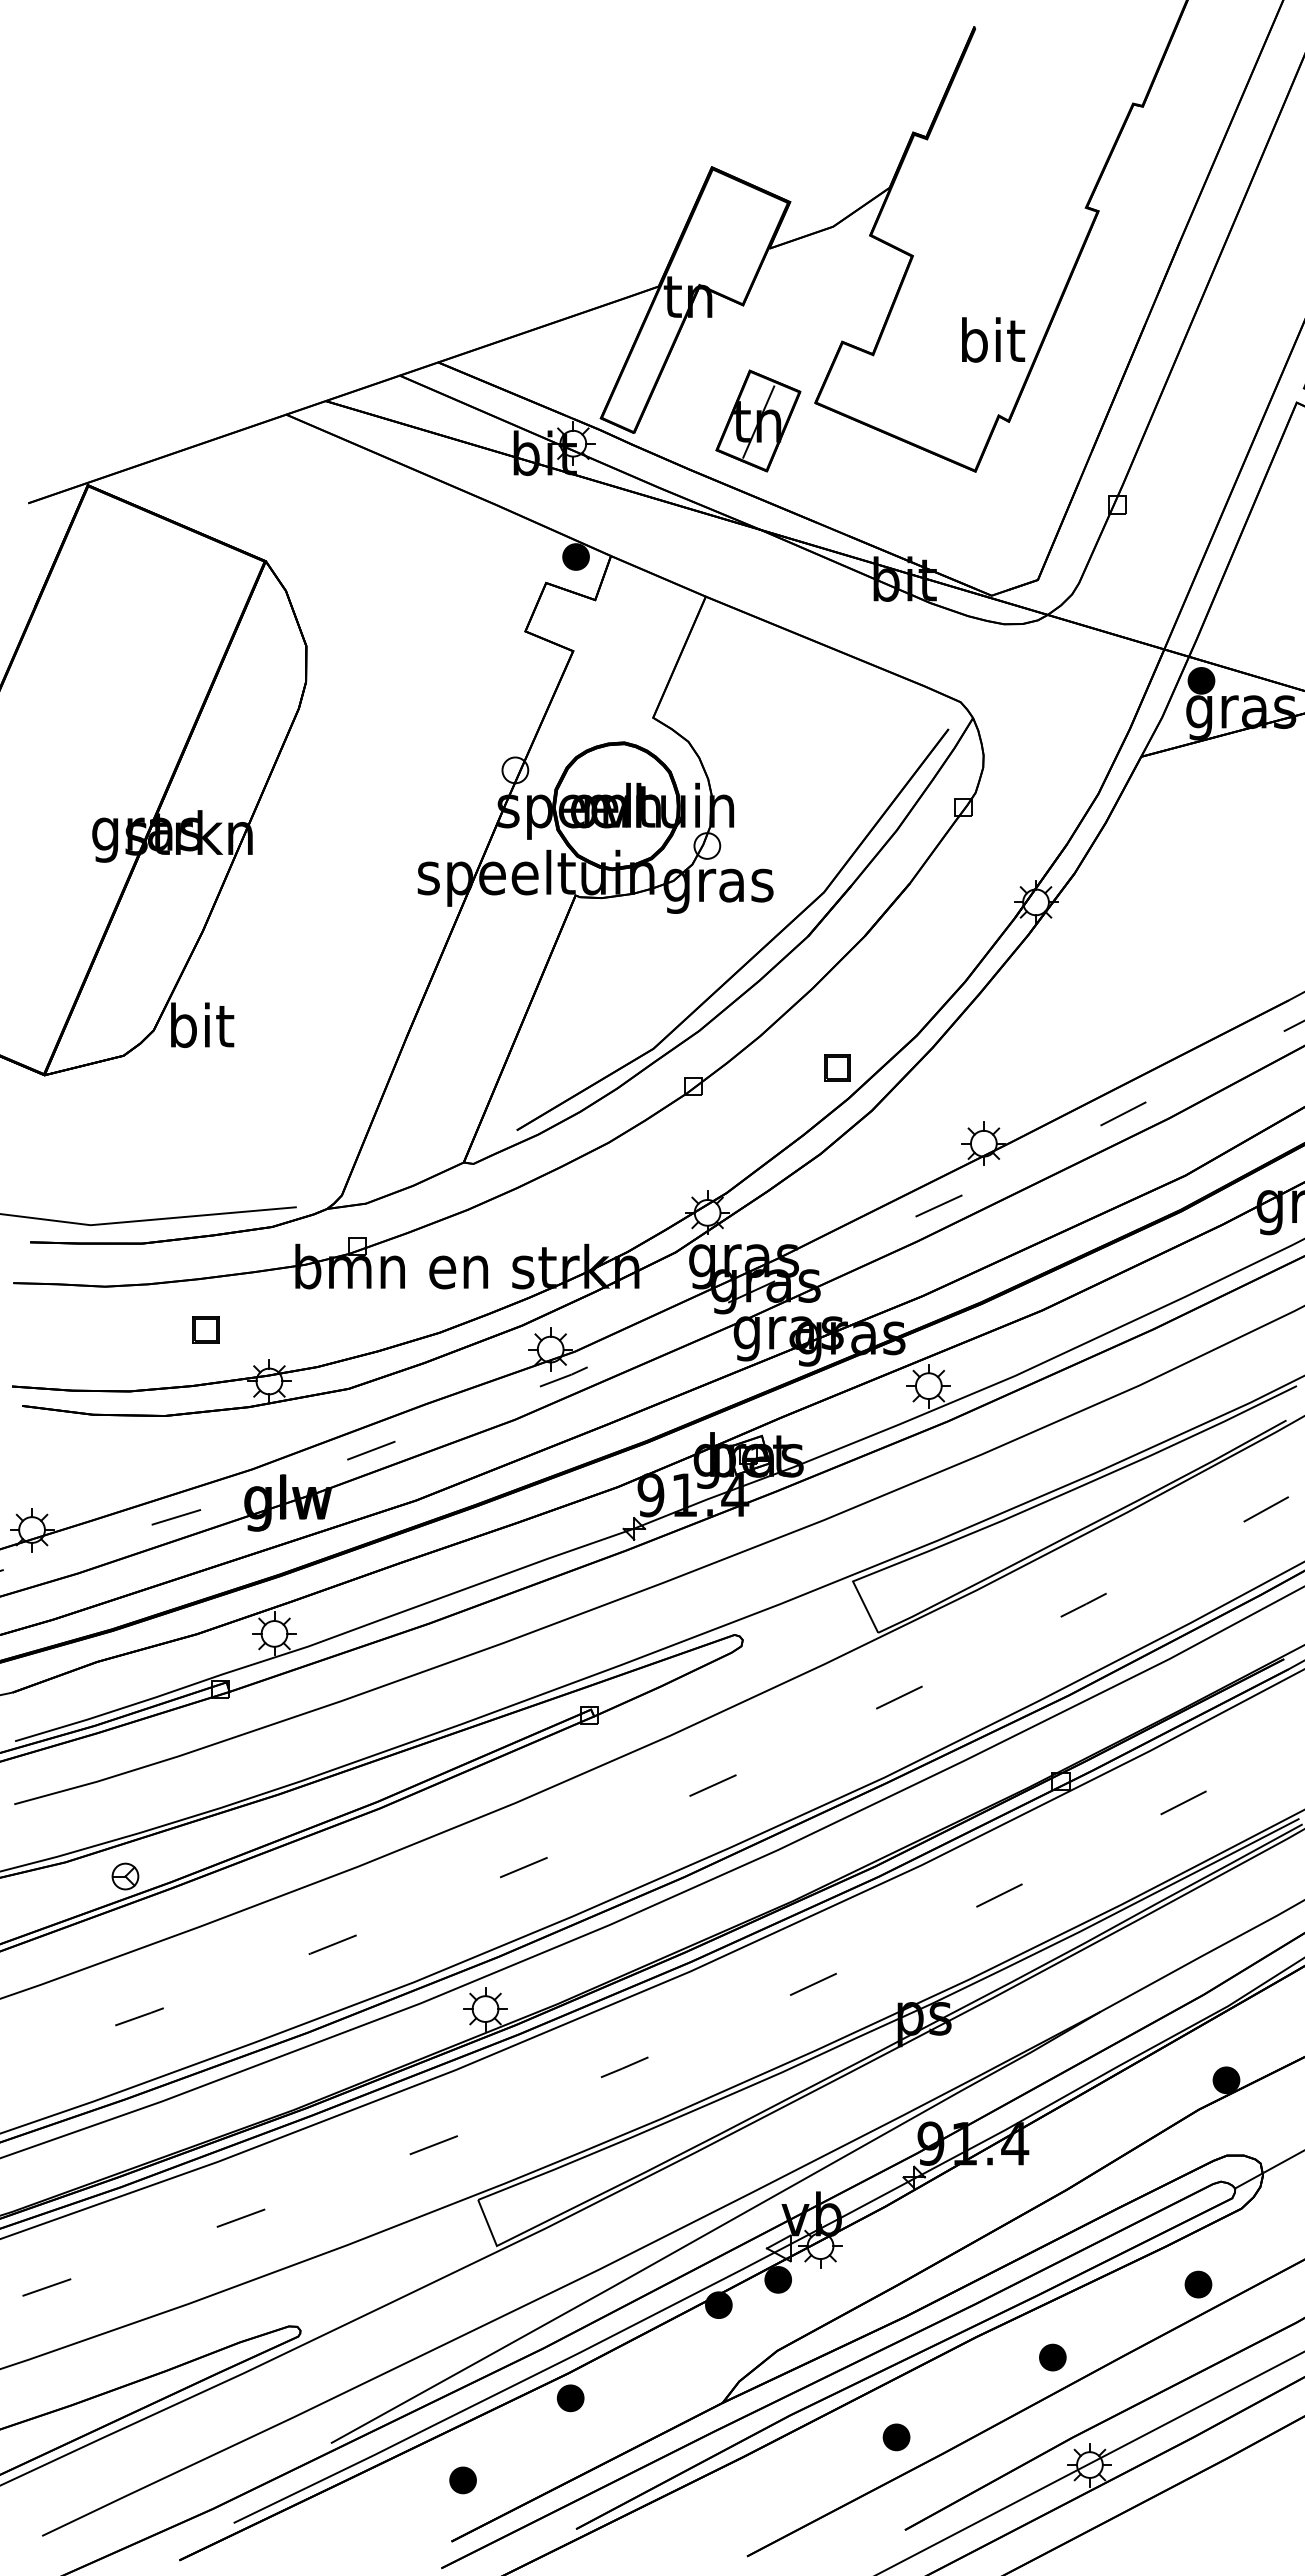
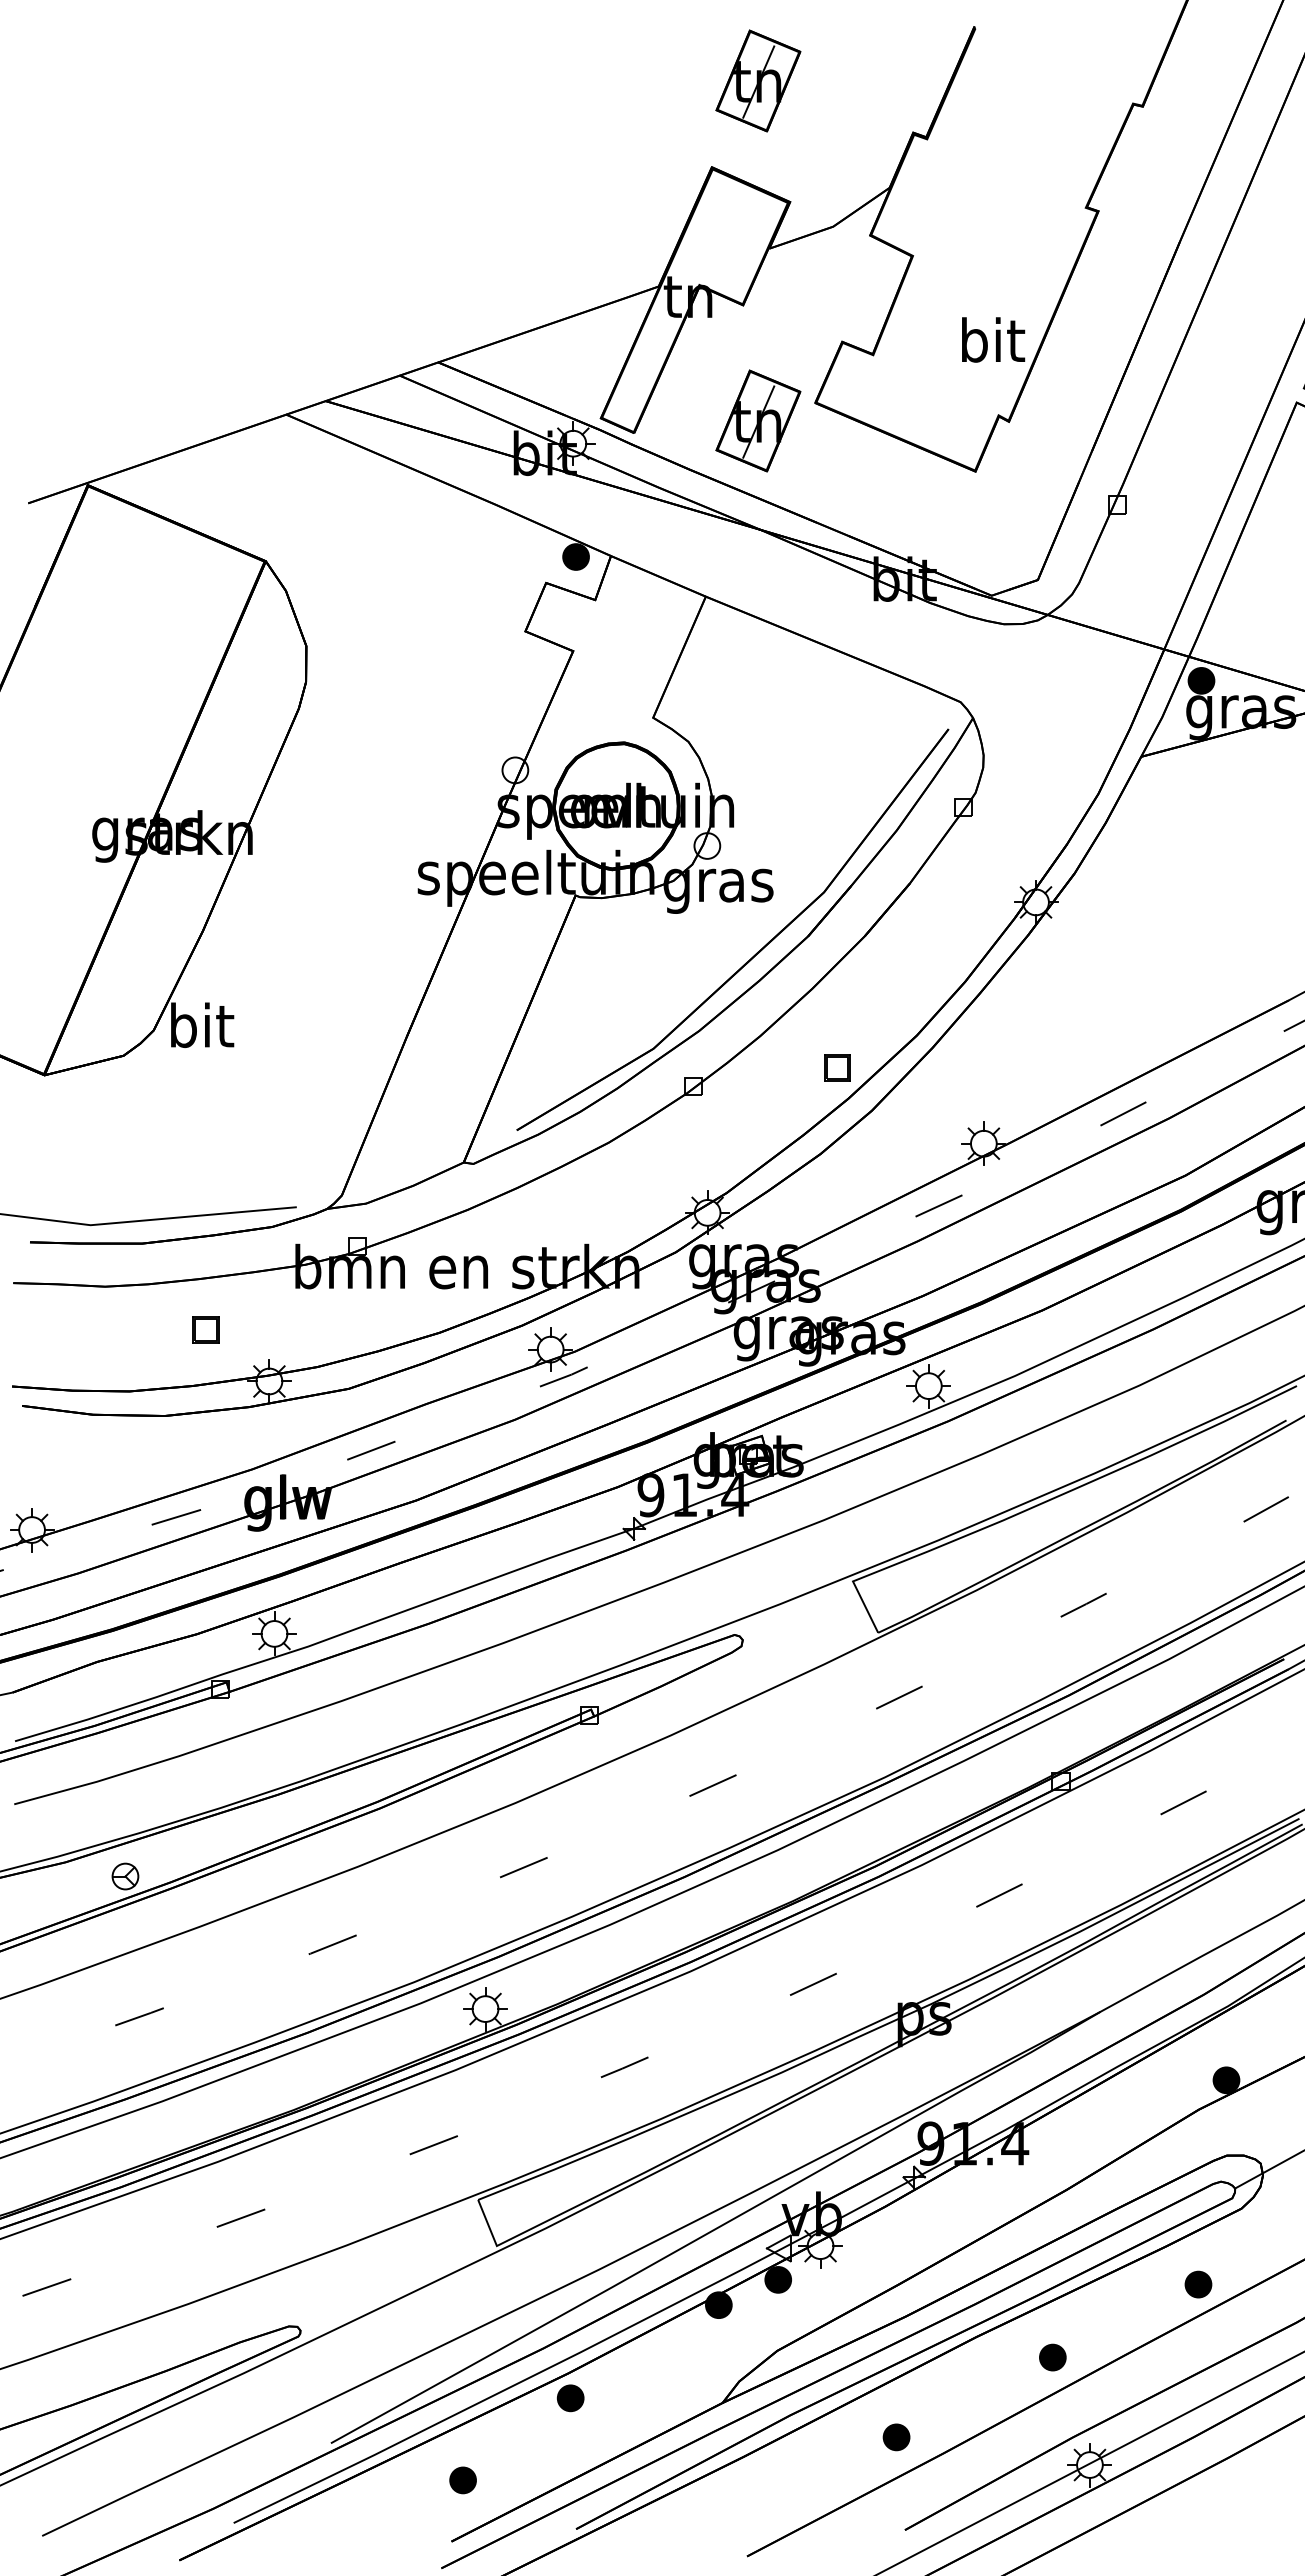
part: none -> present (758, 80)
